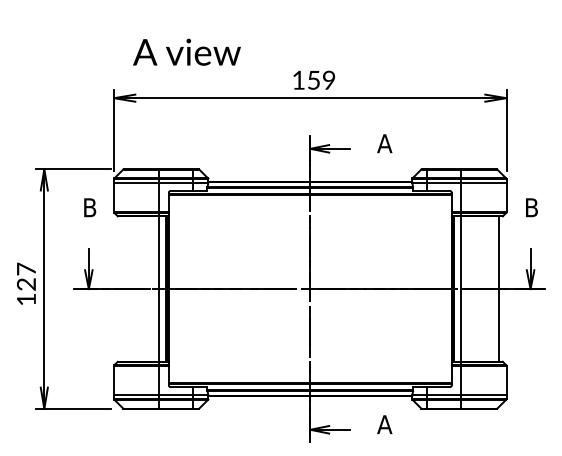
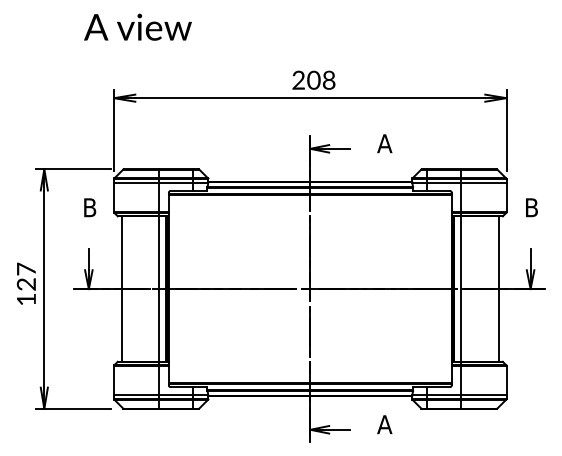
text position: (186, 51) -> (137, 26) (137, 26)
text: 159 -> 208 (313, 79)
line: none -> present (121, 288)
